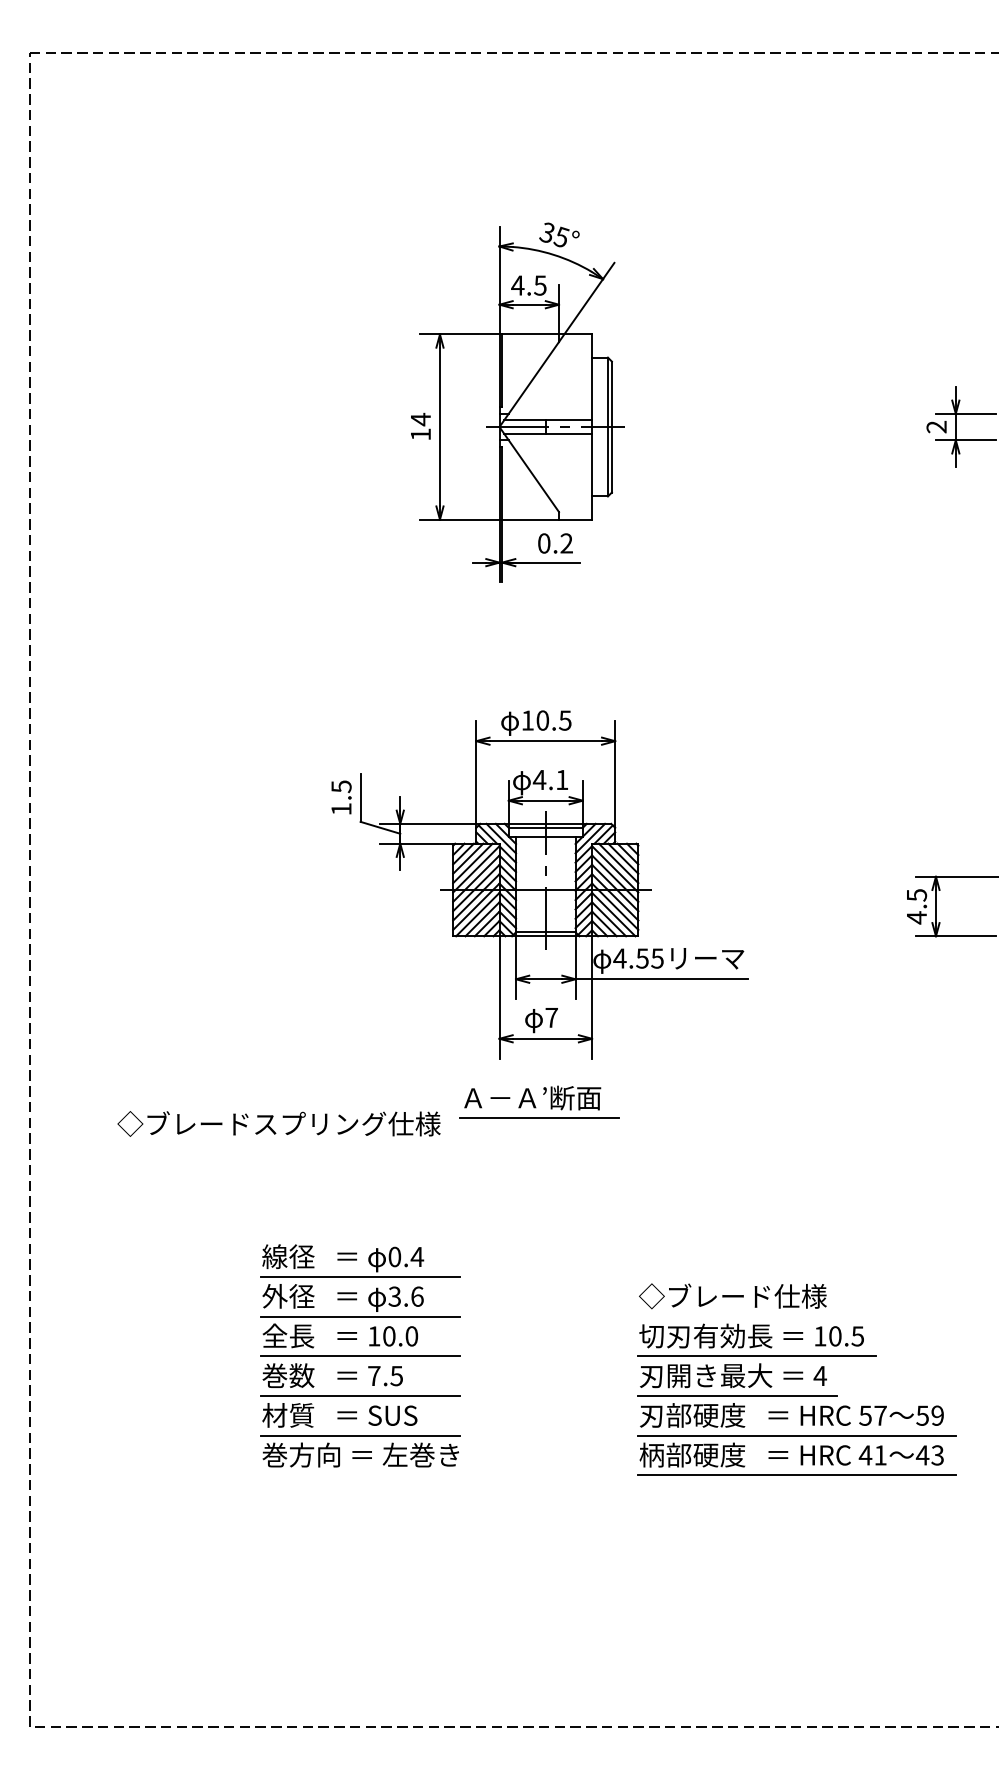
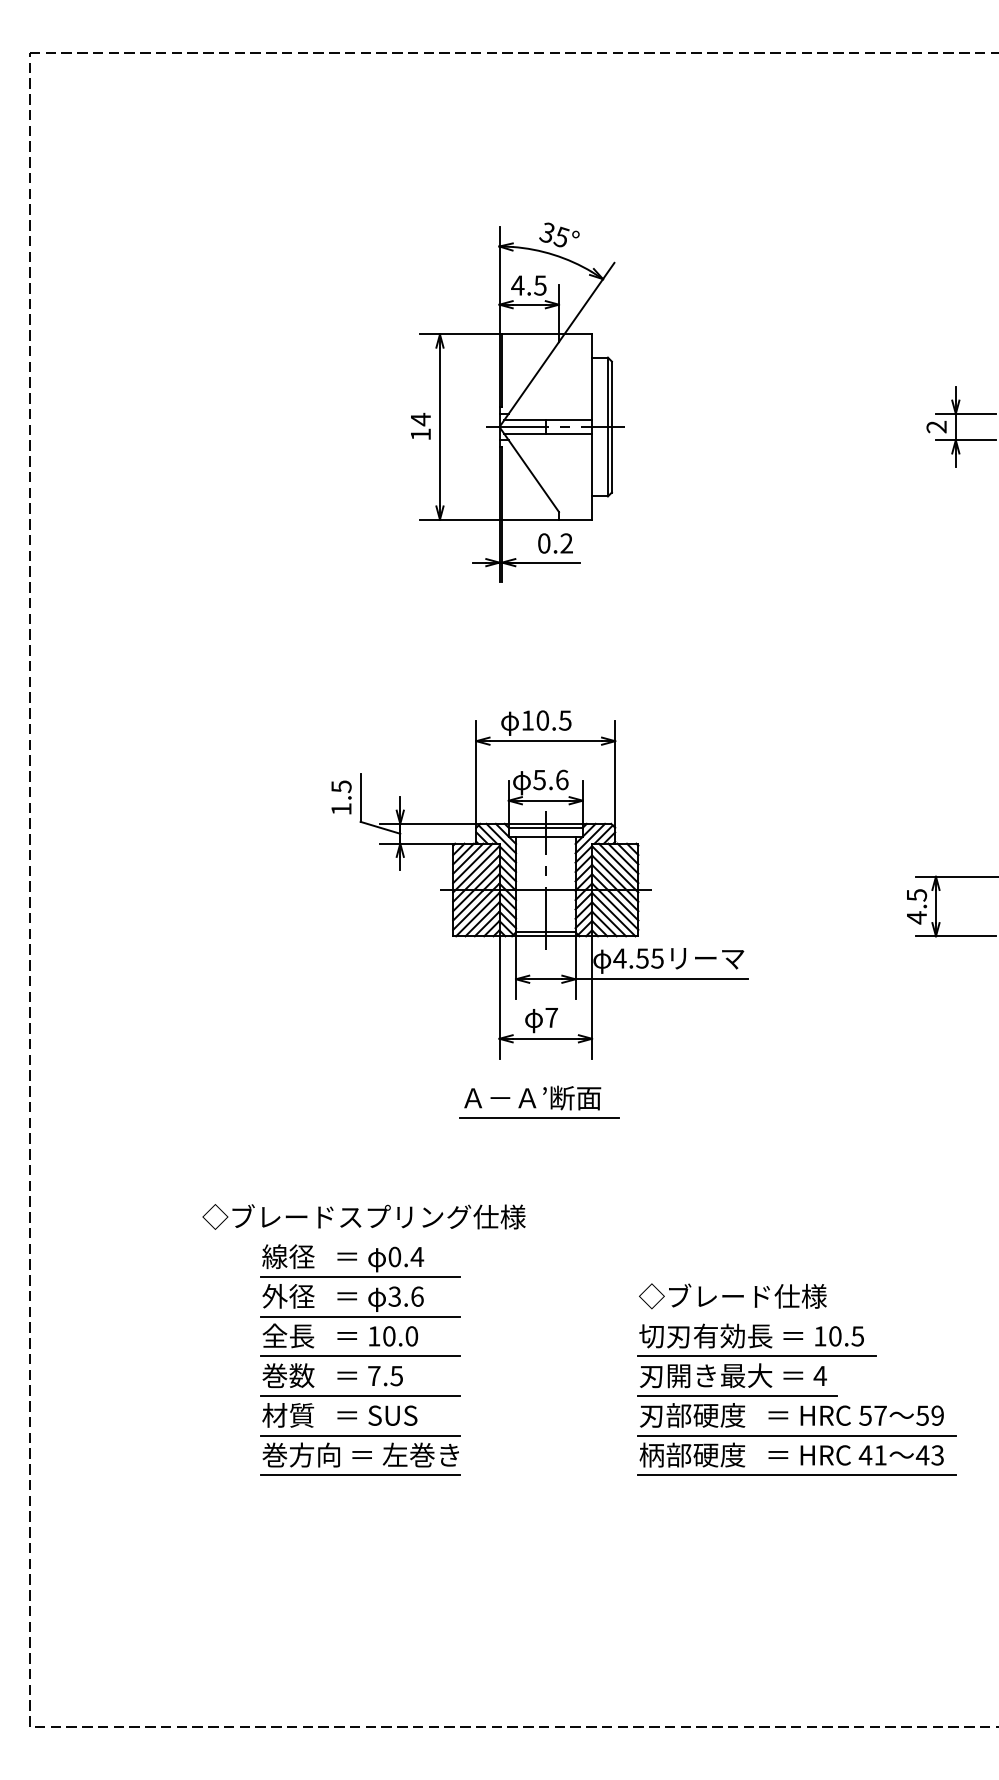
text: 4.1 -> 5.6 (550, 779)
text position: (278, 1123) -> (363, 1216) (363, 1216)
line: none -> present (360, 1475)
